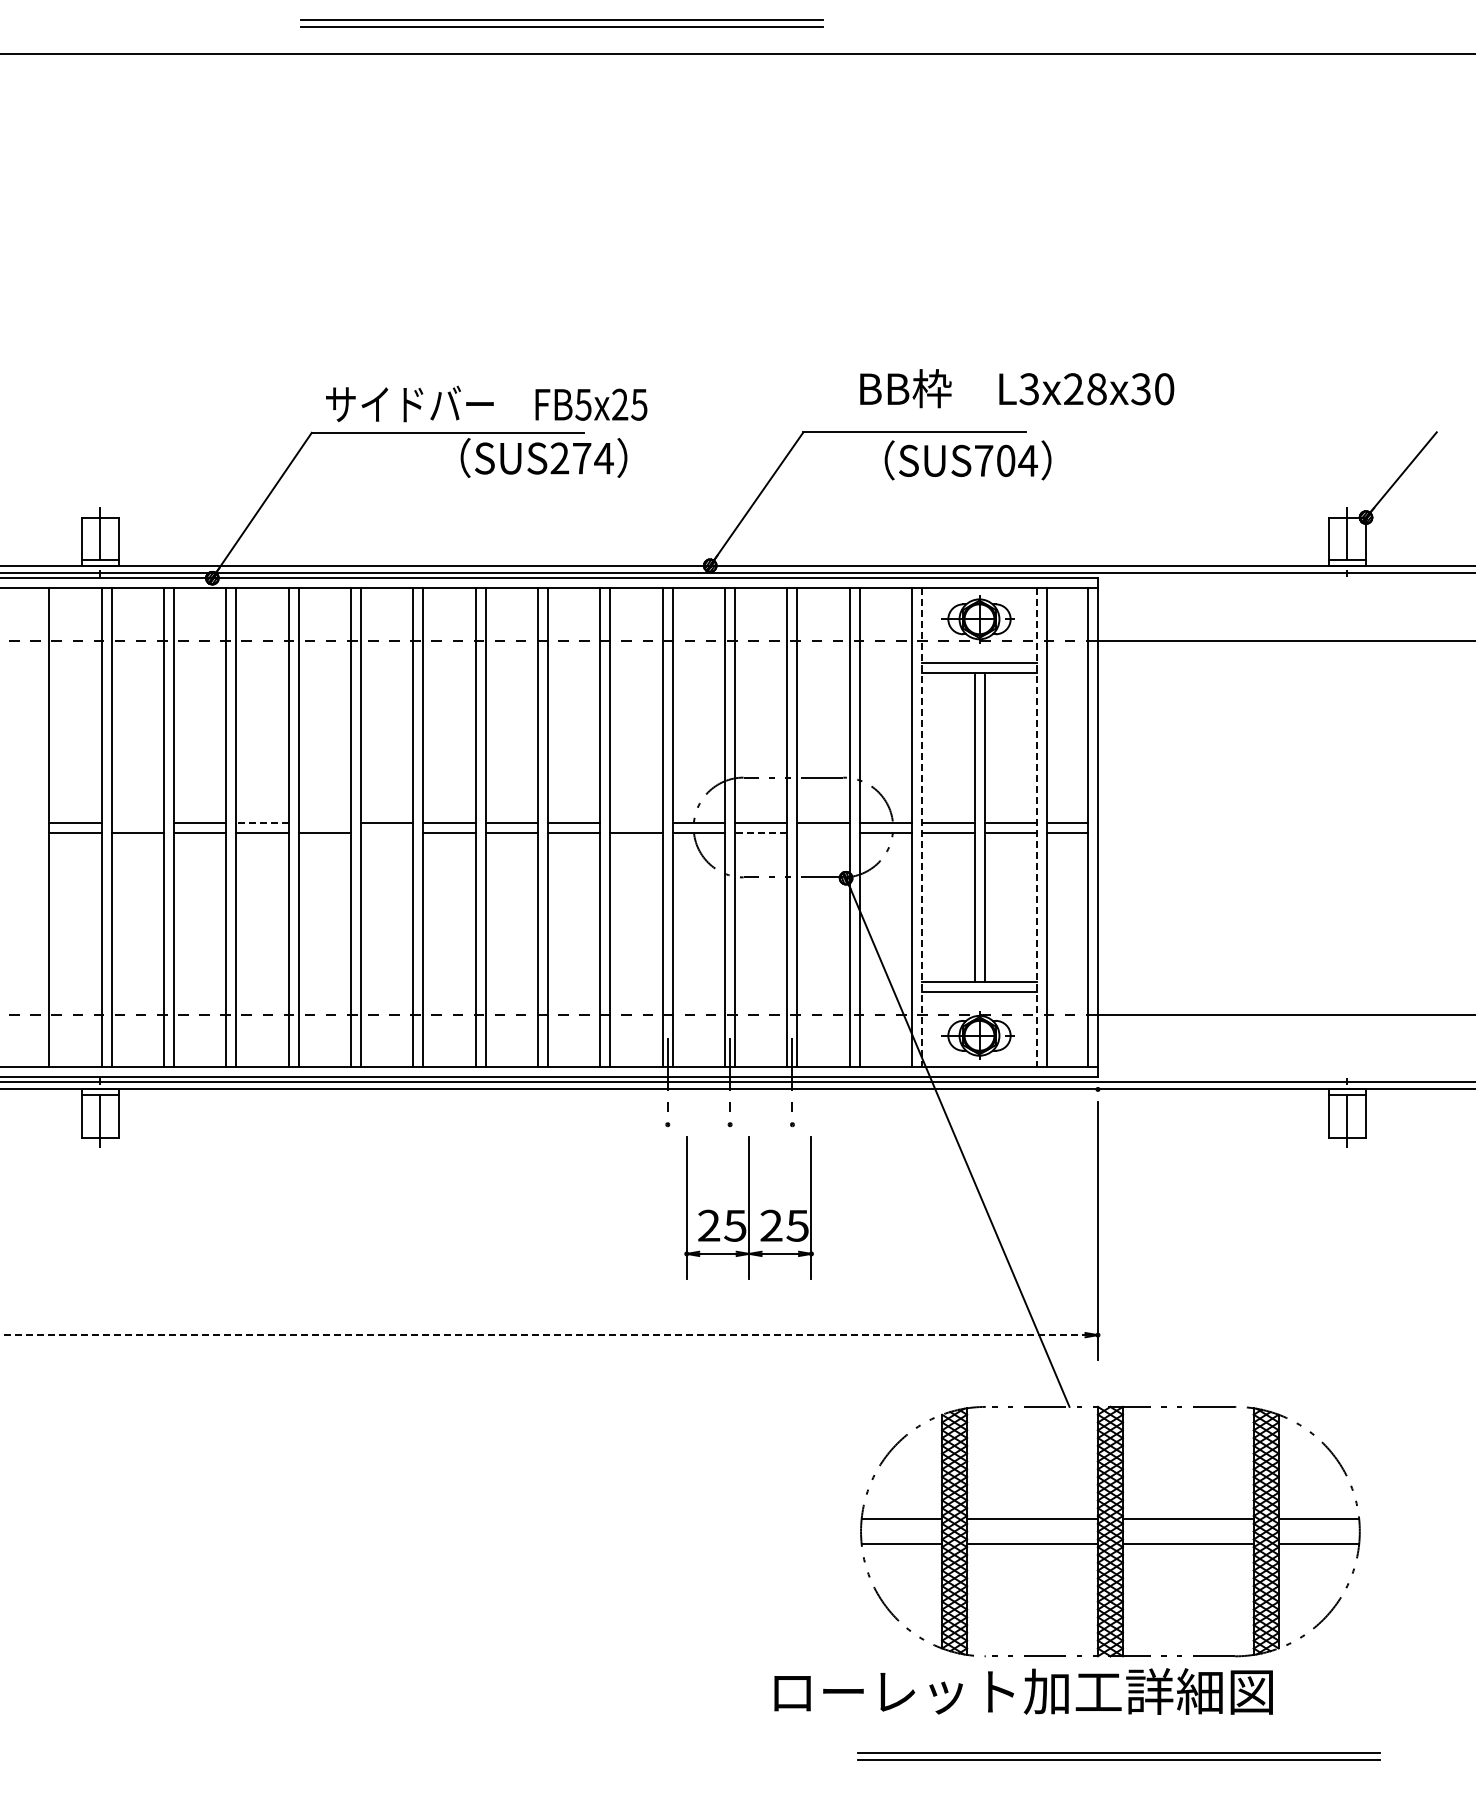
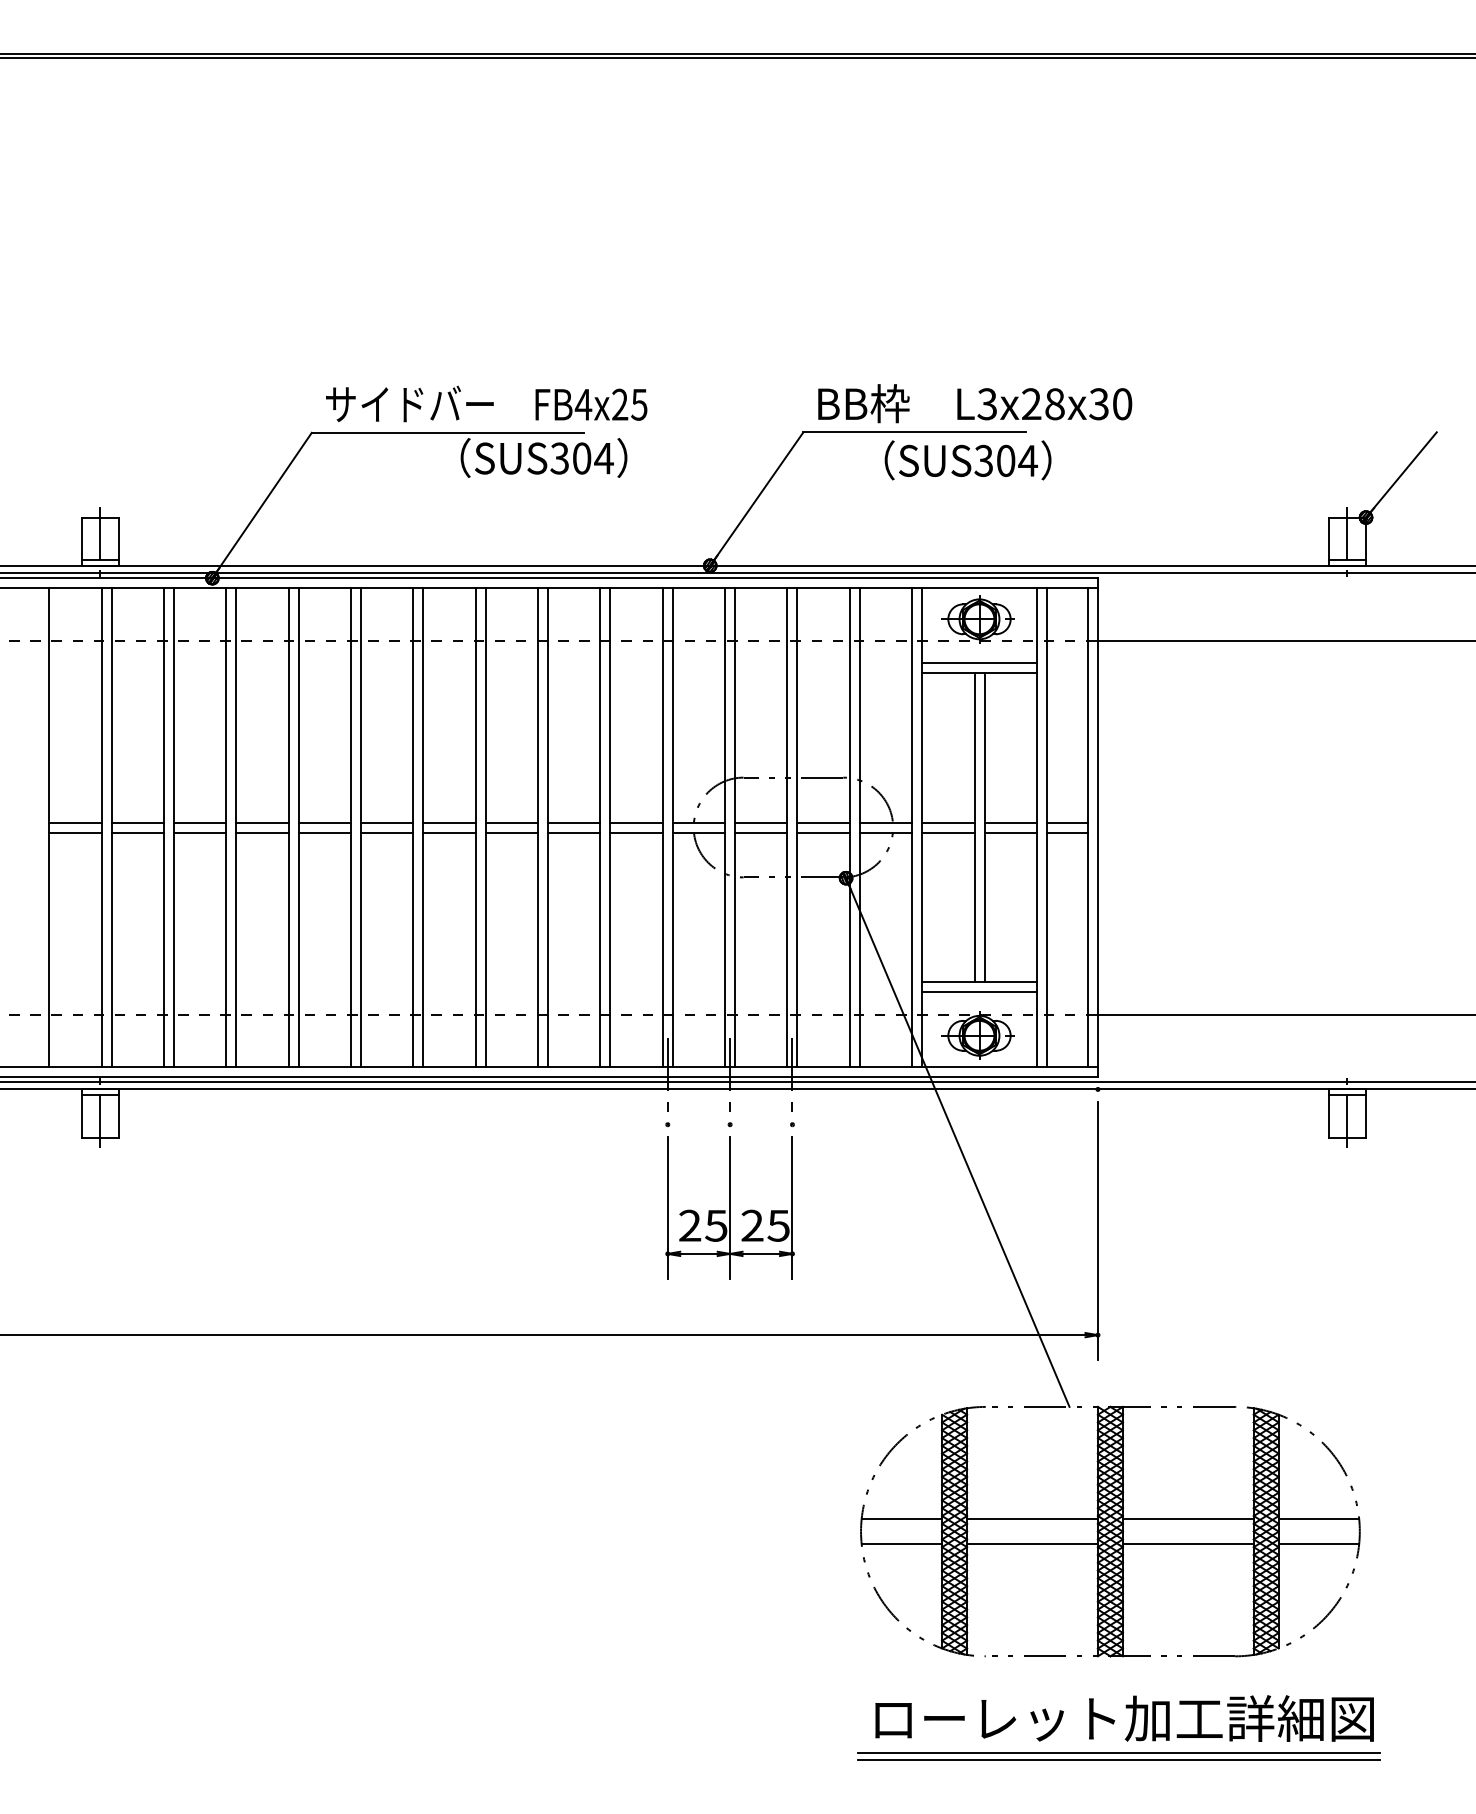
part: present -> none (561, 23)
line: none -> present (737, 57)
text position: (1017, 388) -> (975, 403) (975, 403)
text: FB5x25 -> FB4x25 (583, 404)
text: SUS274 -> SUS304 (570, 458)
text: SUS704 -> SUS304 (983, 460)
line: none -> present (137, 822)
line: dashed -> solid (262, 822)
line: none -> present (324, 822)
line: none -> present (636, 822)
line: dashed -> solid (922, 828)
line: dashed -> solid (1036, 828)
line: none -> present (387, 832)
line: dashed -> solid (760, 832)
line: none -> present (823, 832)
part position: (748, 1207) -> (729, 1207) (729, 1207)
line: dashed -> solid (543, 1335)
text position: (1023, 1691) -> (1124, 1718) (1124, 1718)
